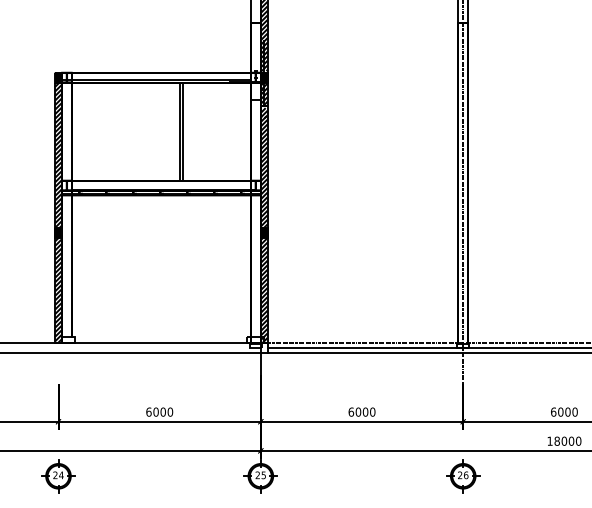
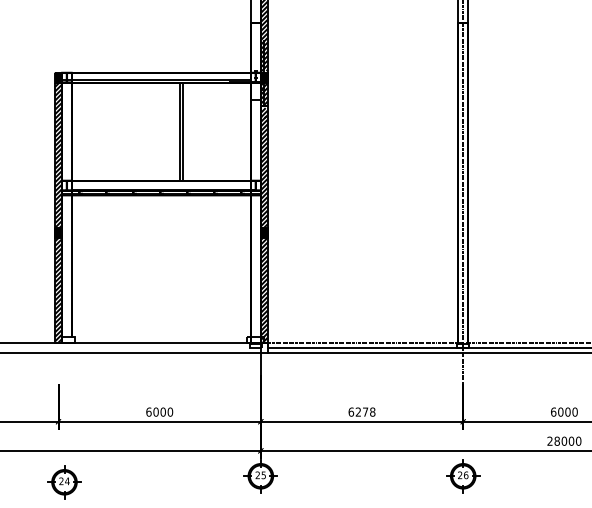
text: 6000 -> 6278 (365, 411)
text: 18000 -> 28000 (549, 440)
part position: (58, 476) -> (64, 482) (64, 482)
